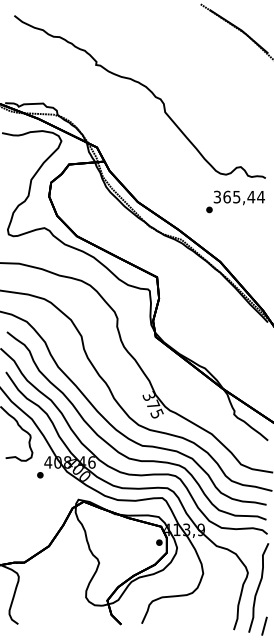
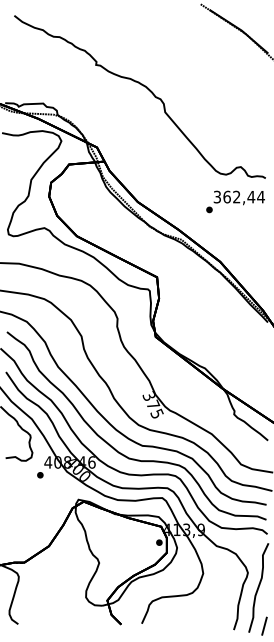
text: 365,44 -> 362,44 (236, 196)
